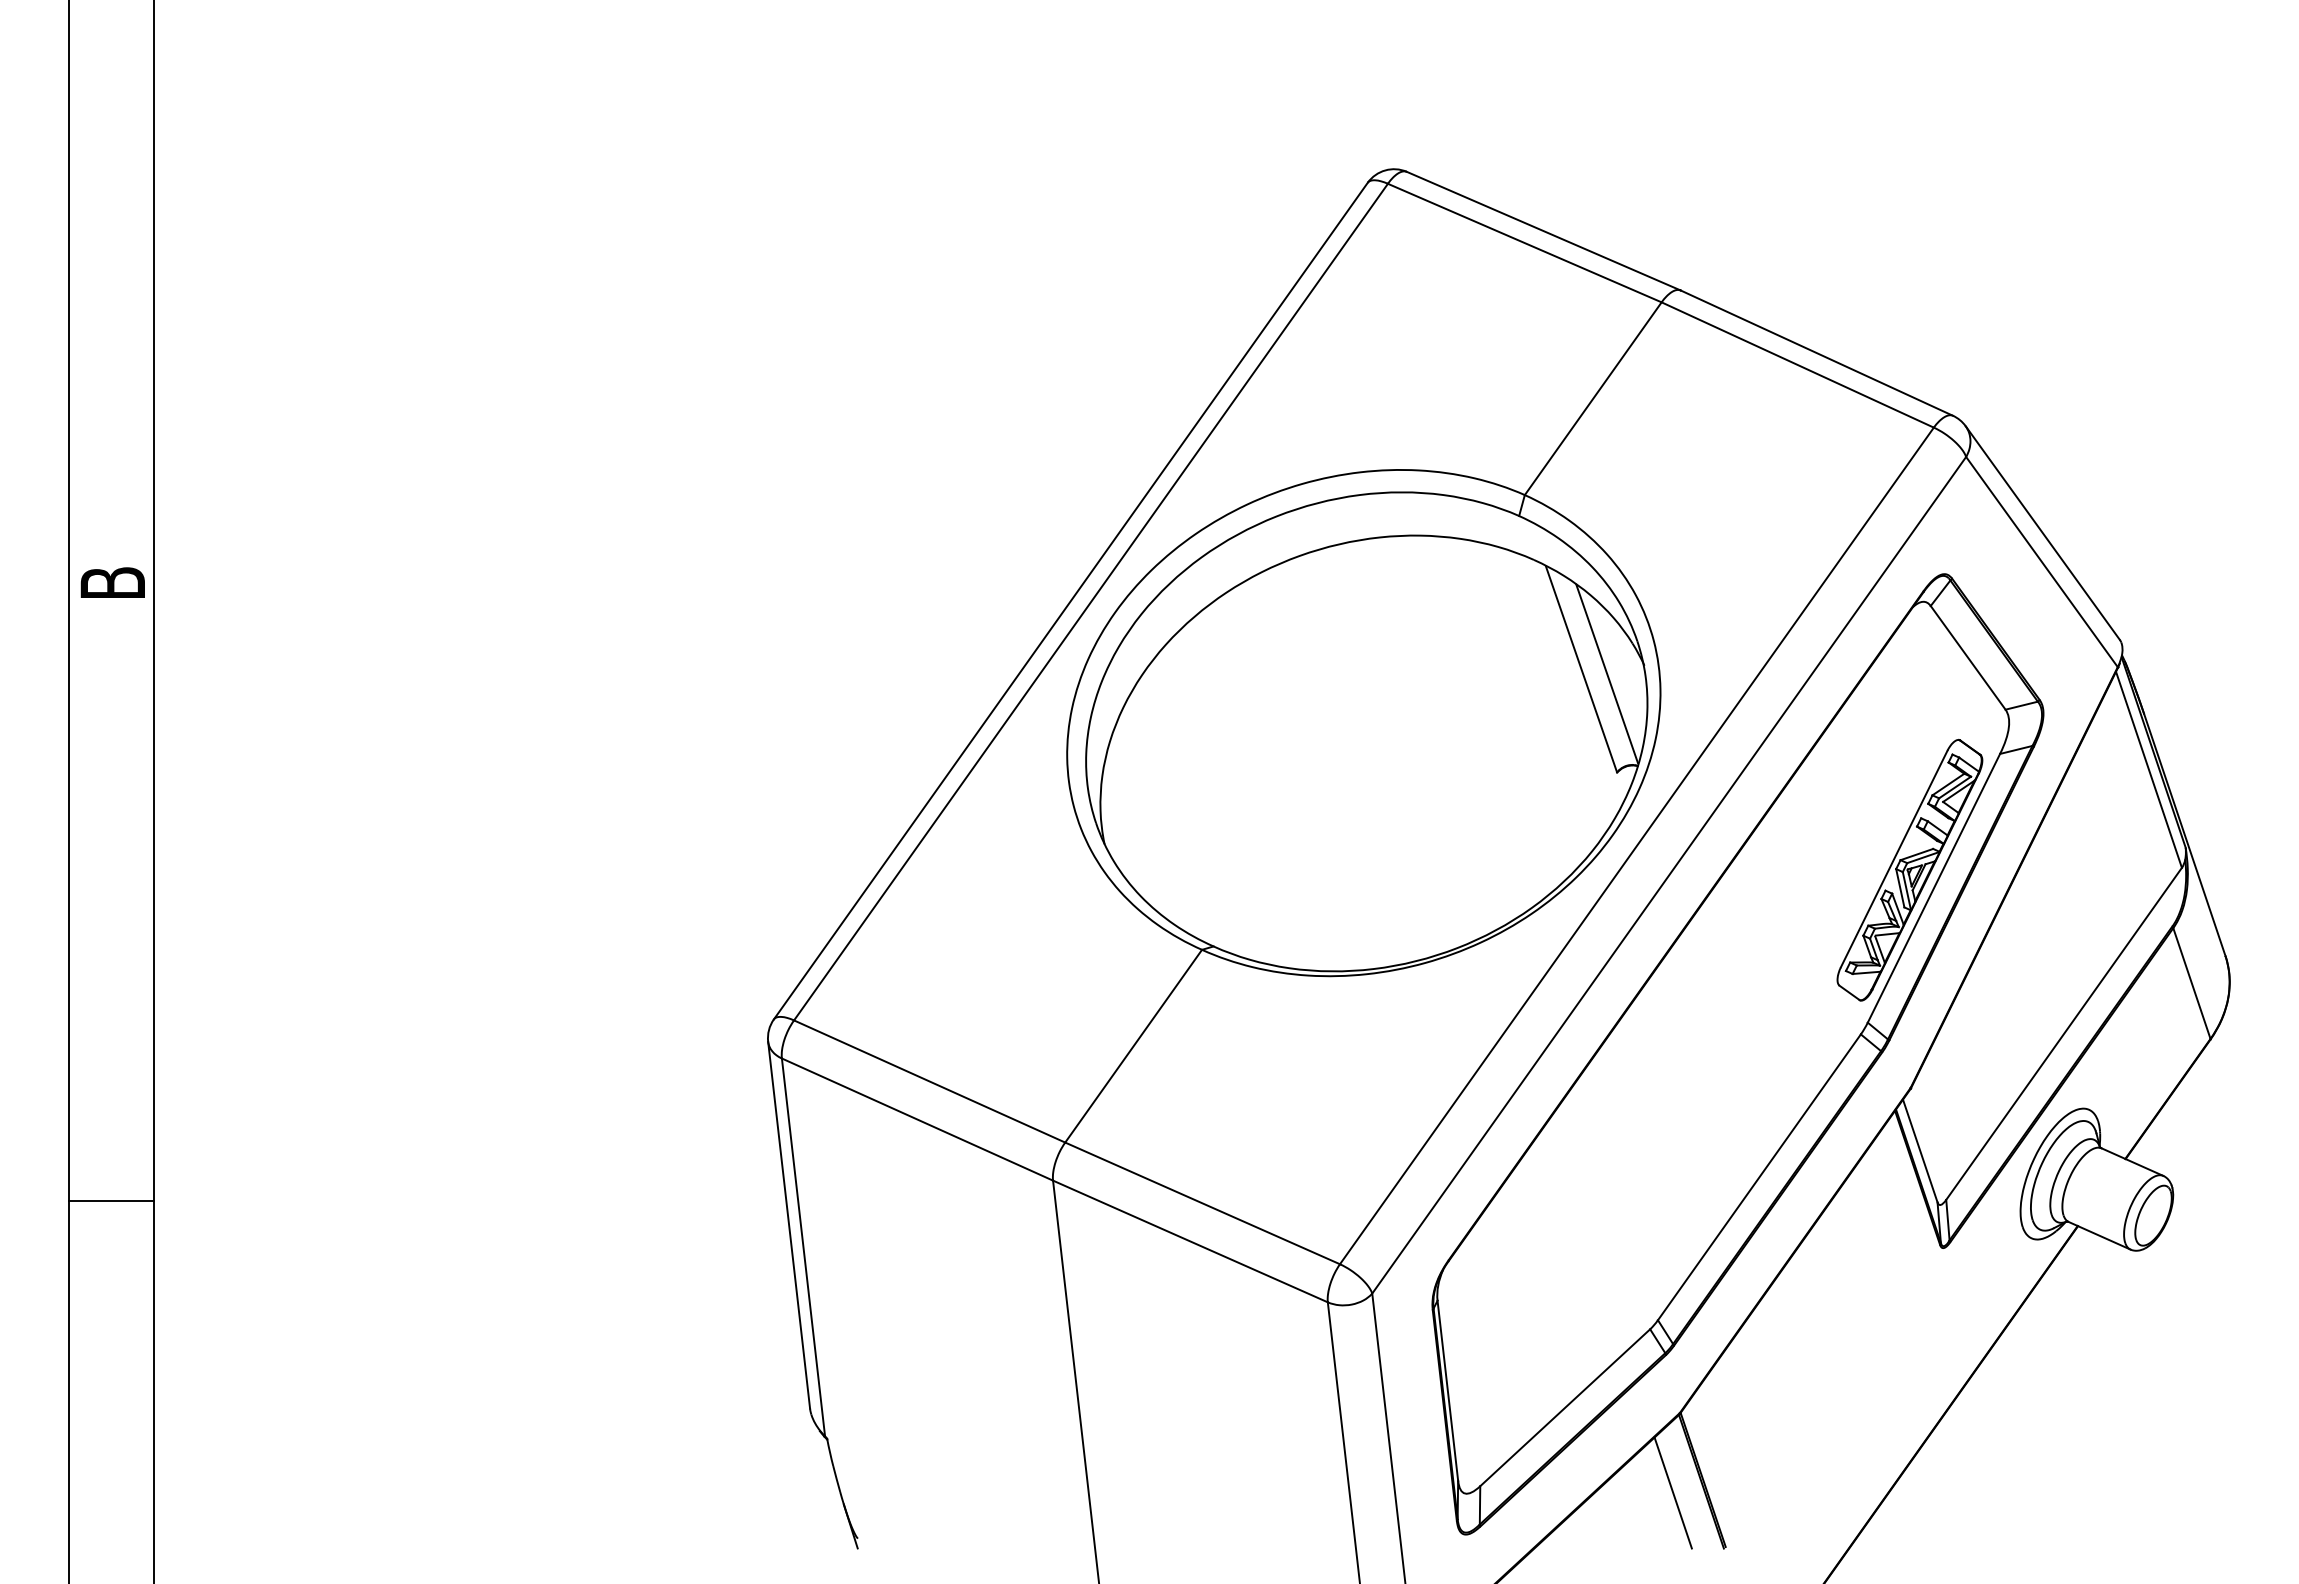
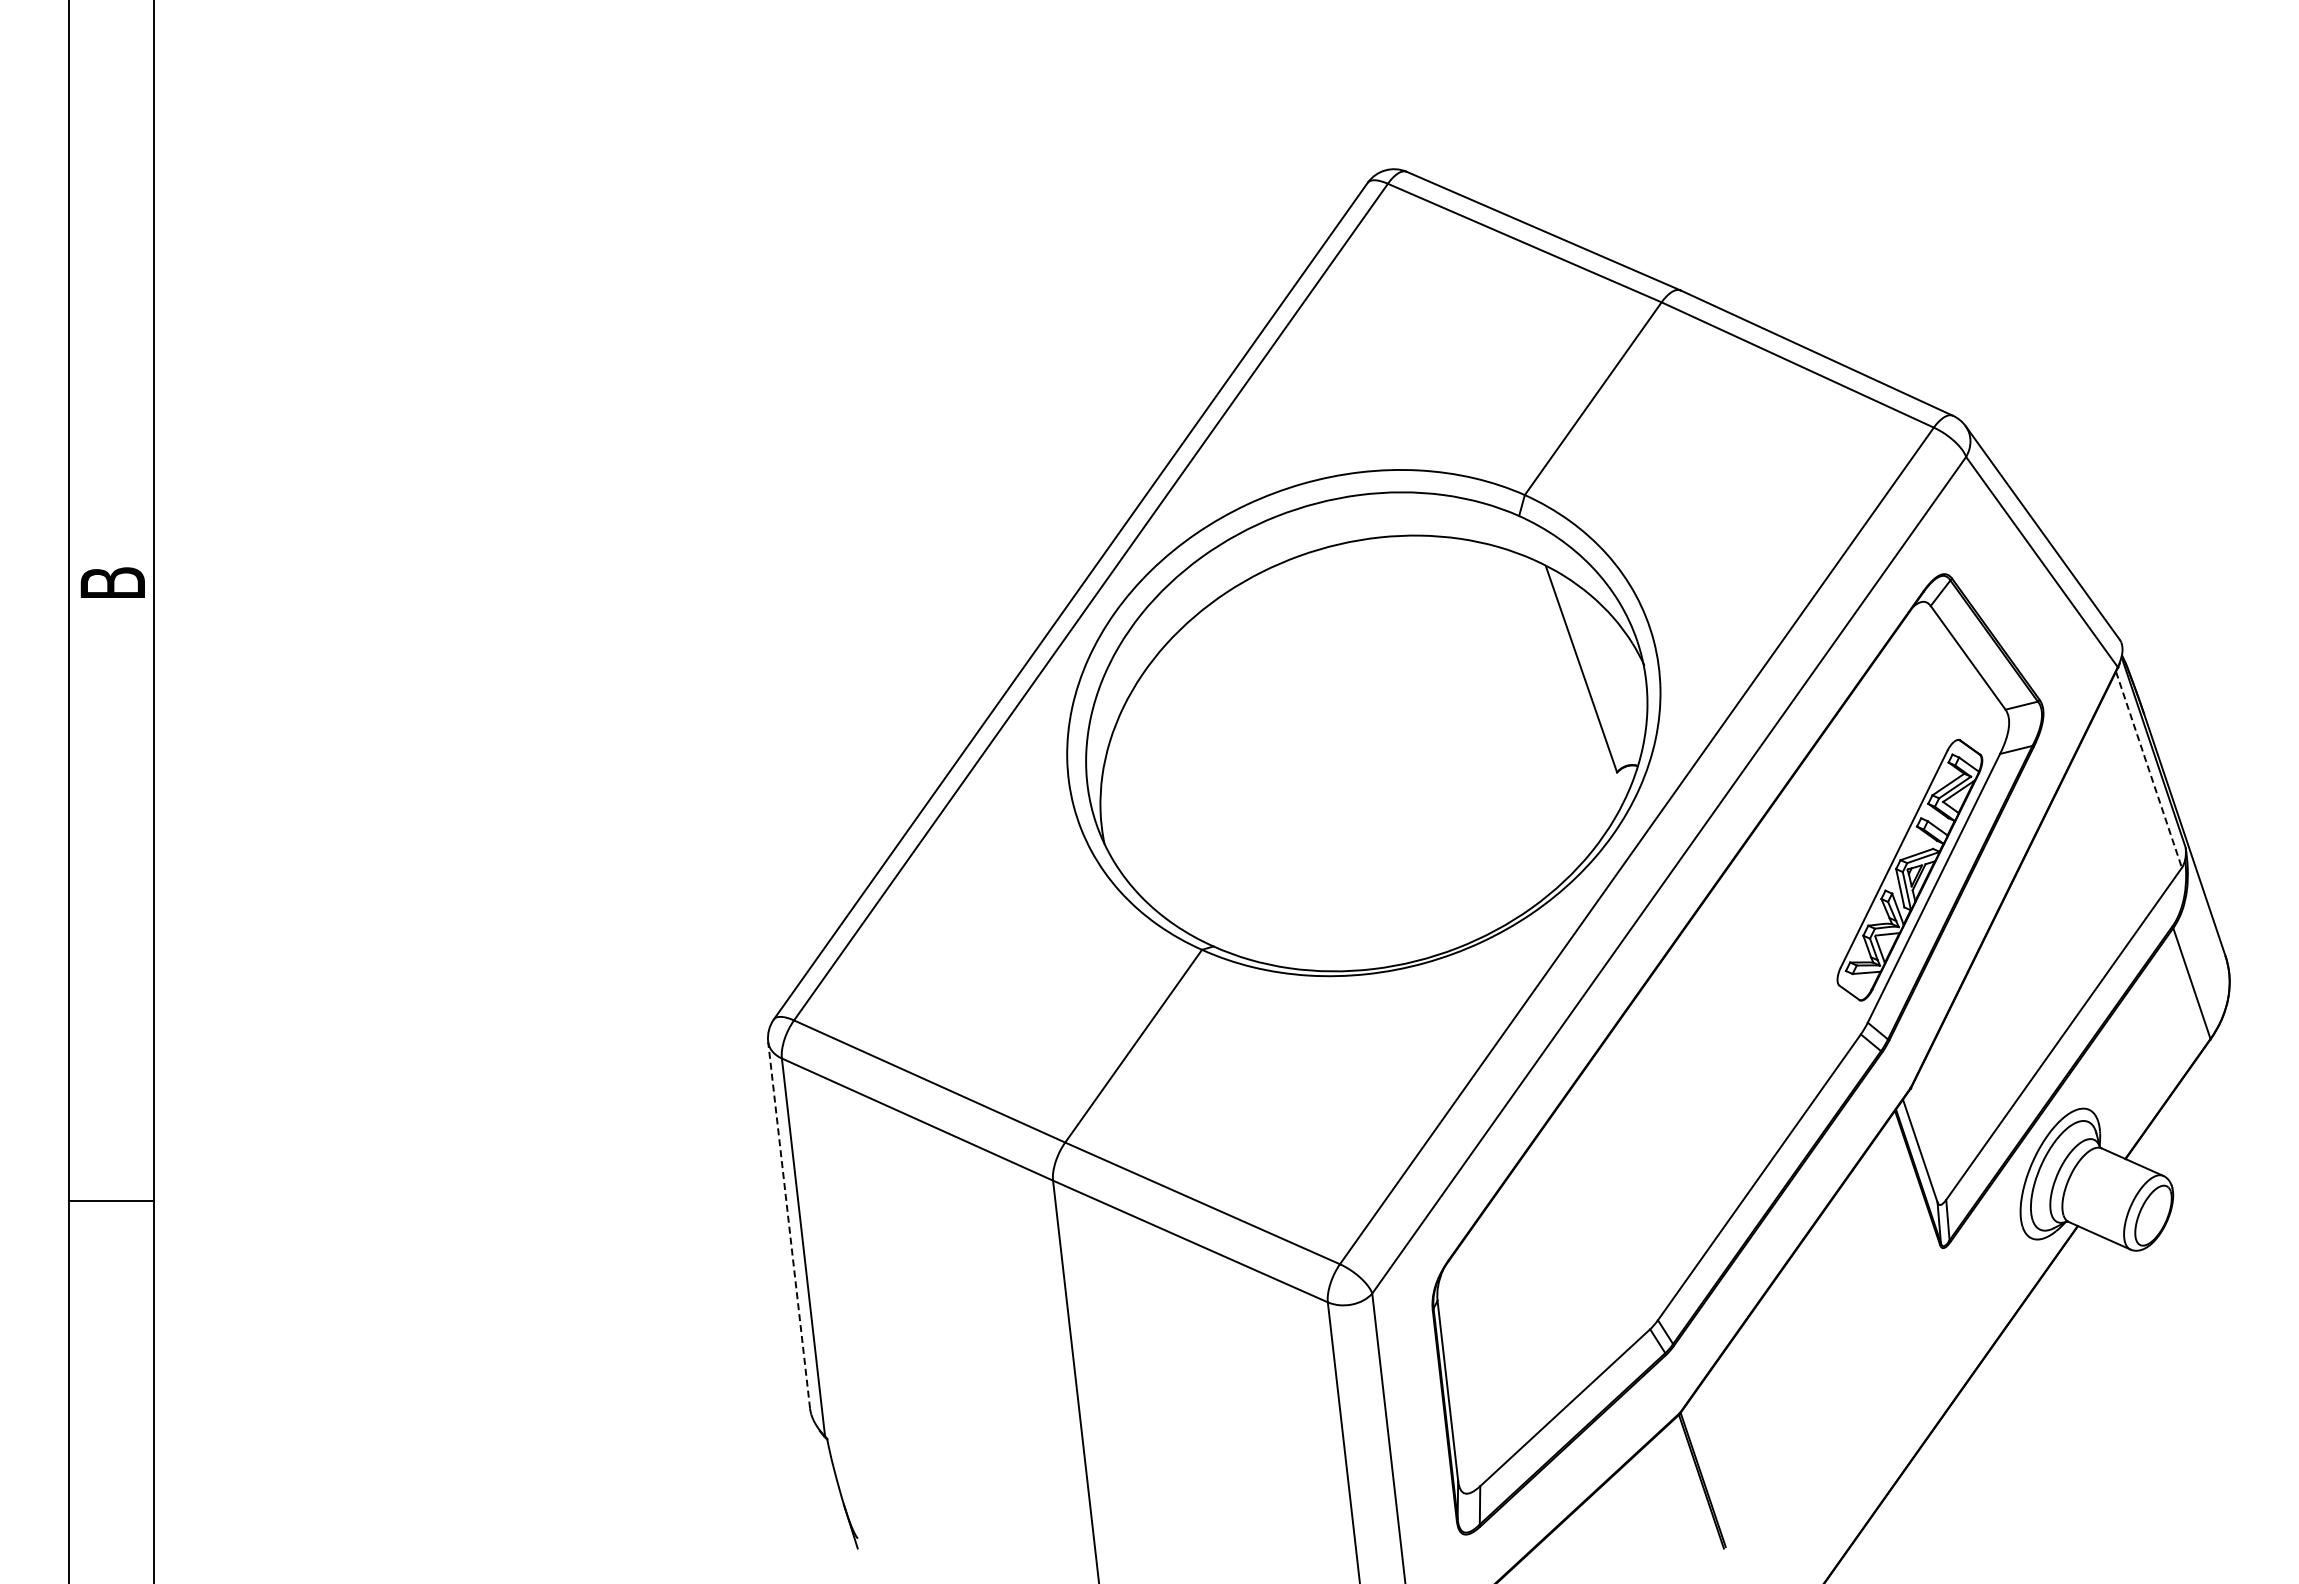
line: present -> none (1606, 673)
line: solid -> dashed (2149, 770)
line: solid -> dashed (789, 1225)
line: present -> none (1672, 1492)
